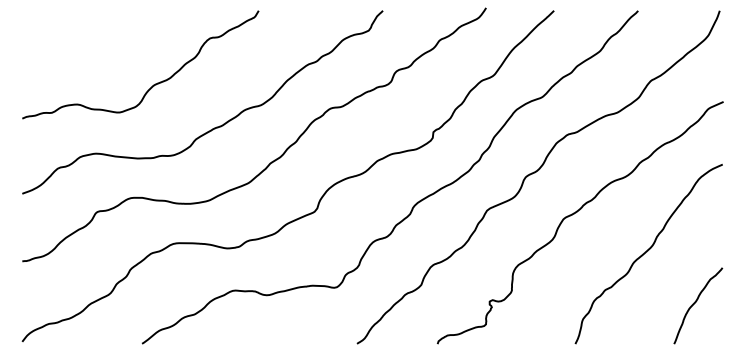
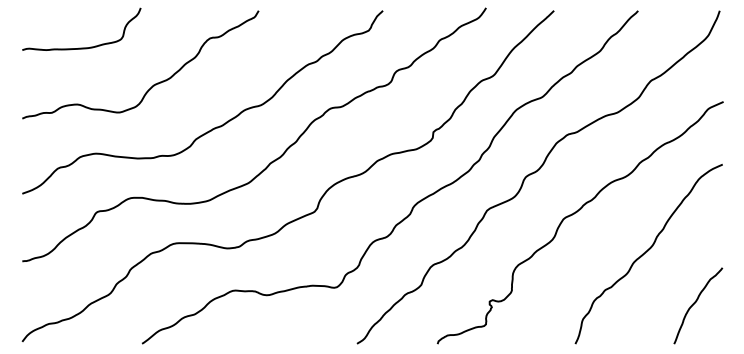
curve: none -> present (81, 47)
